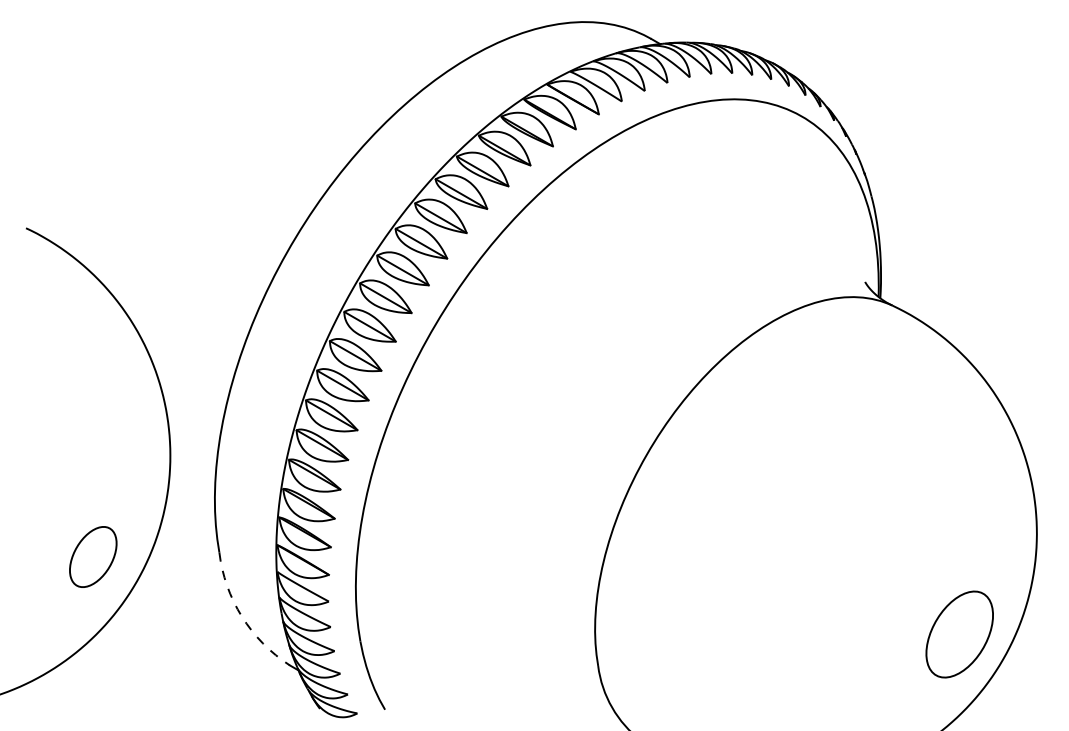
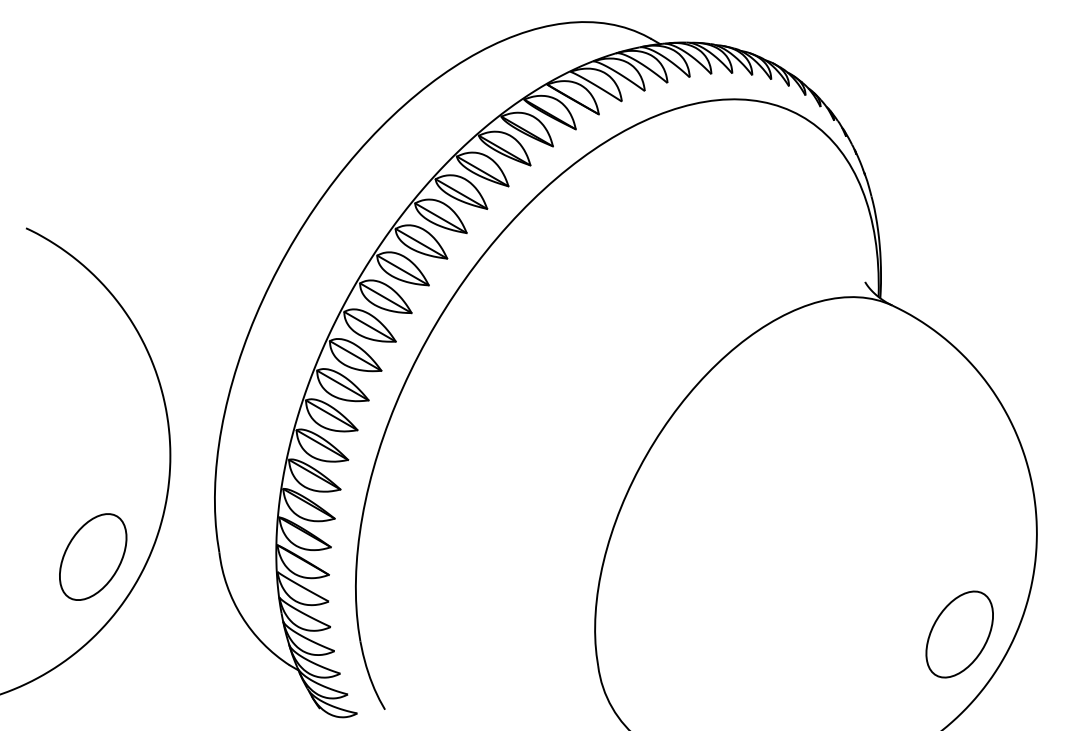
part size: 49x62 px -> 69x88 px (93, 556)
arc: dashed -> solid (241, 616)
